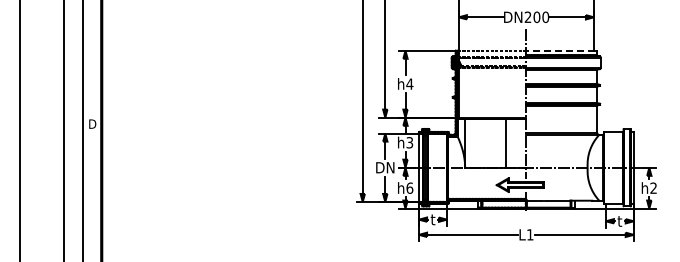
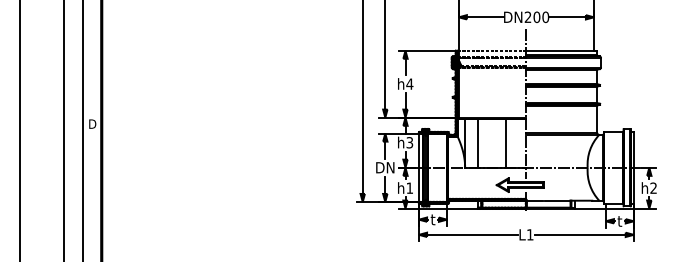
line: dashed -> solid (560, 50)
line: none -> present (478, 143)
text: h6 -> h1 (409, 187)
